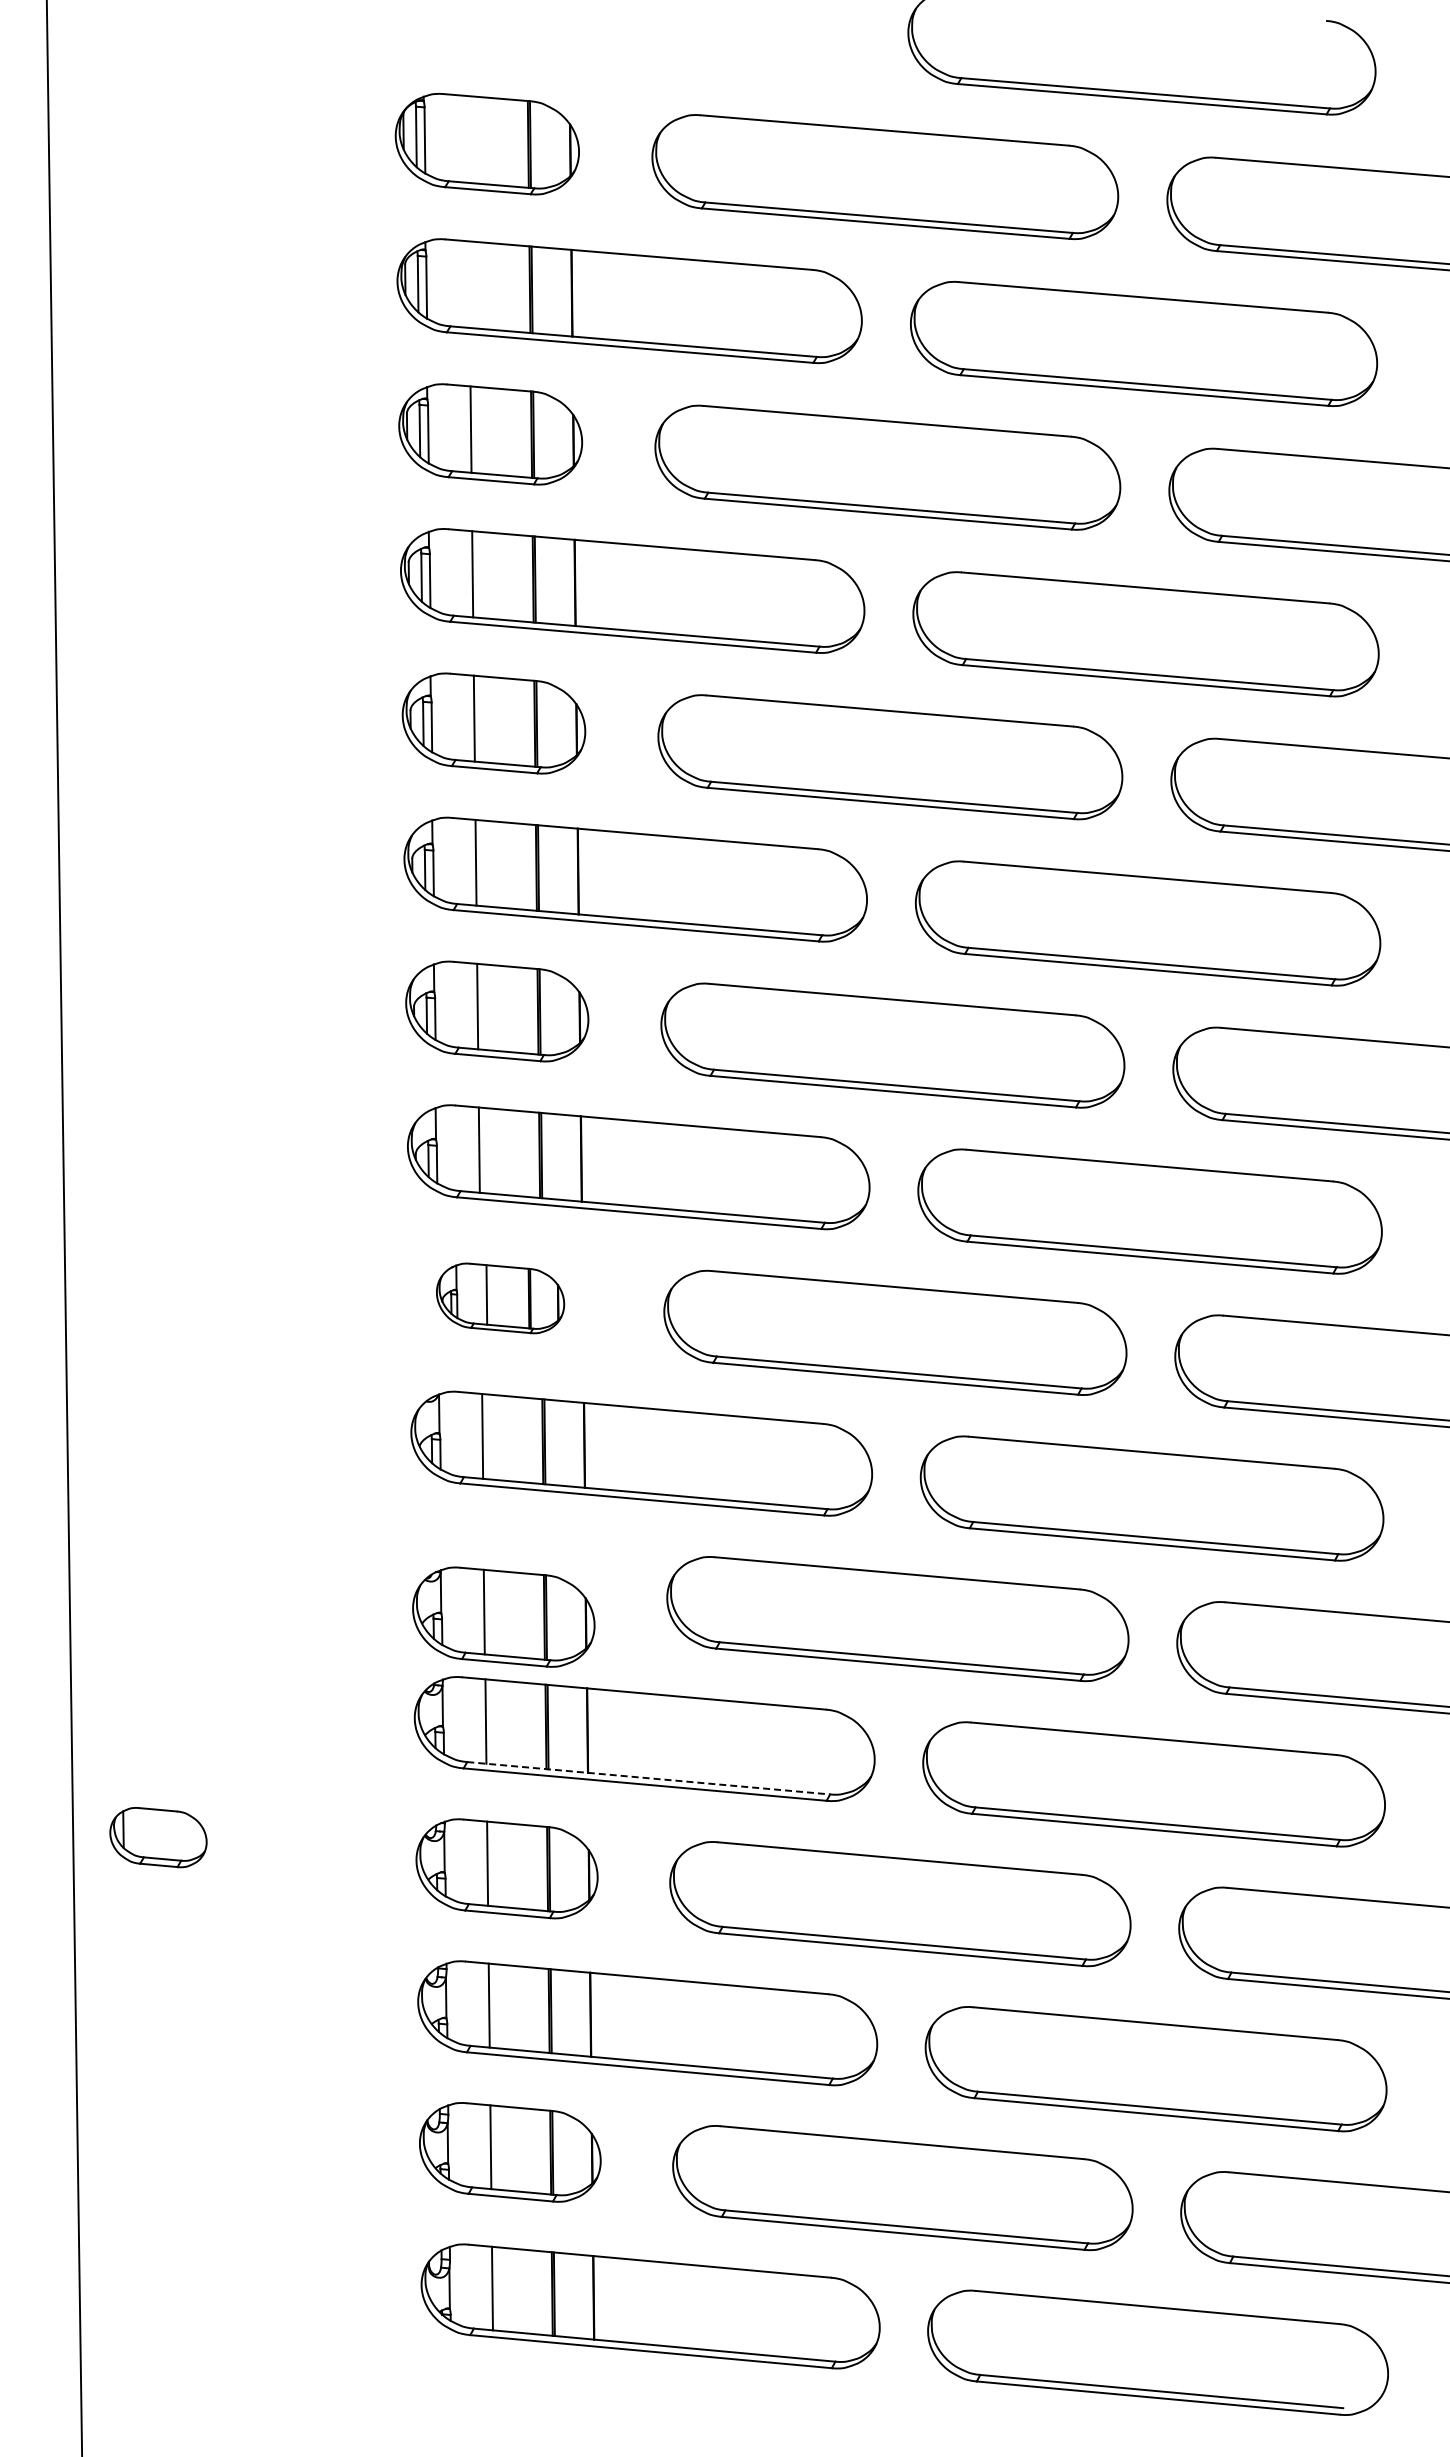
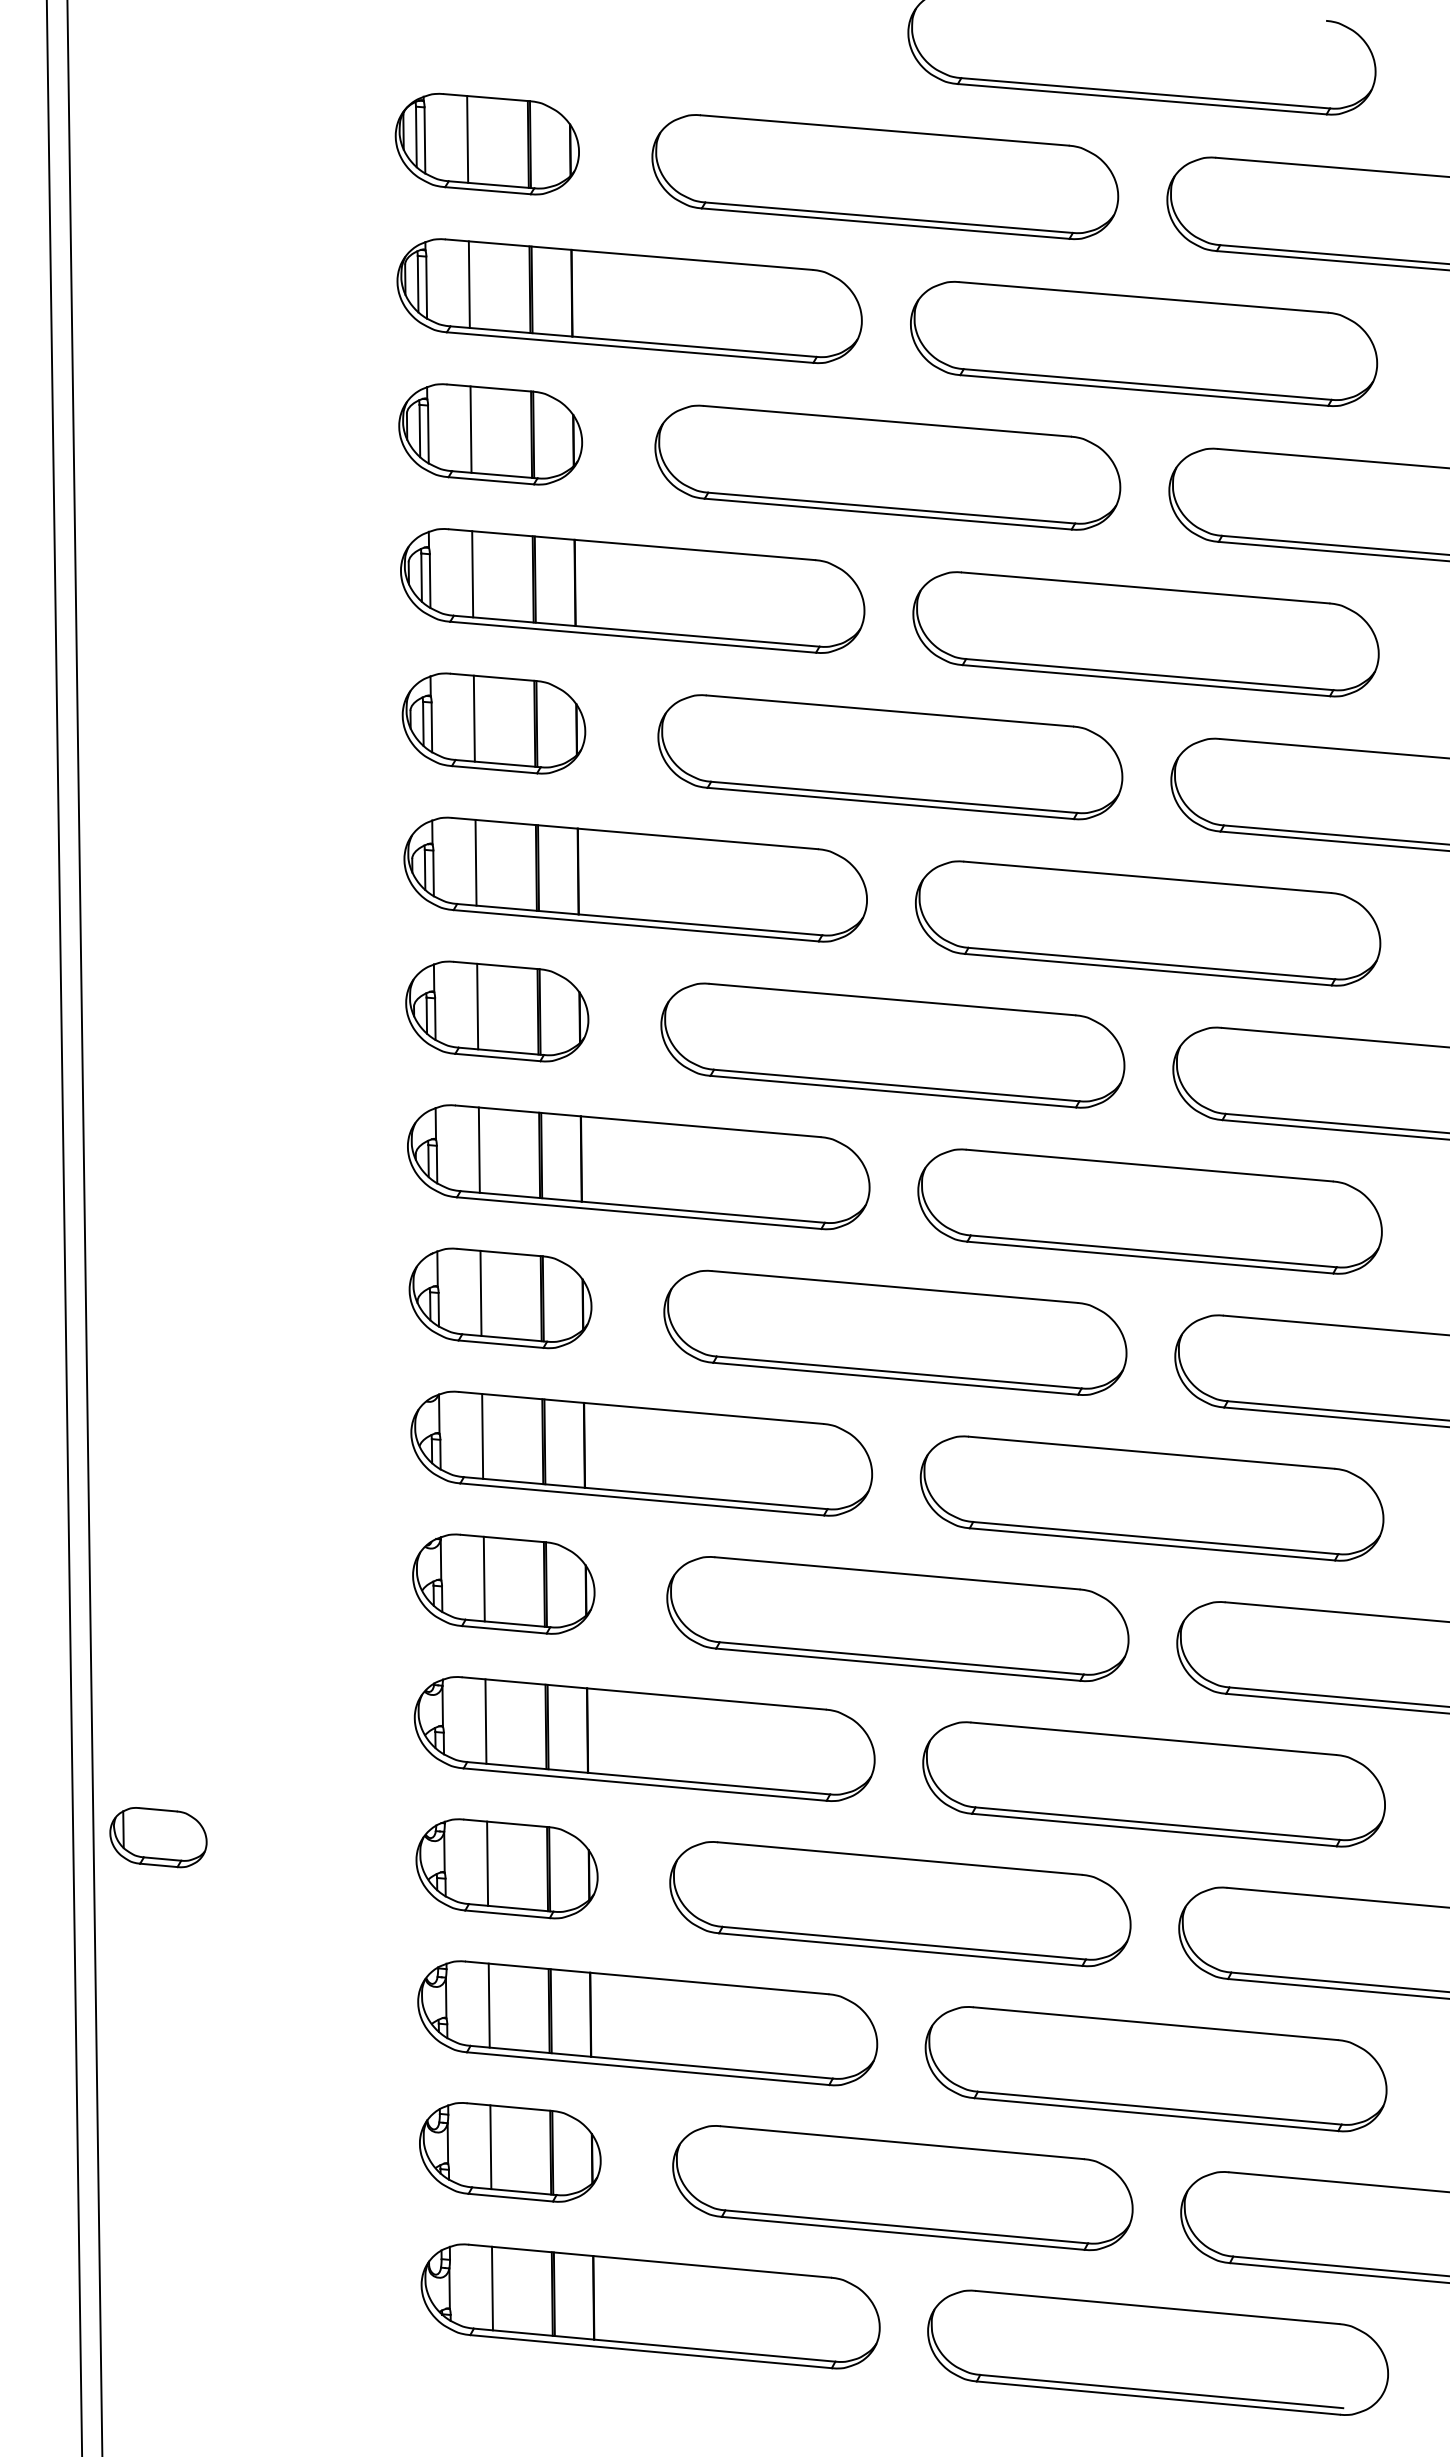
line: none -> present (467, 139)
line: none -> present (468, 284)
line: none -> present (84, 1227)
part size: 130x73 px -> 185x103 px (500, 1298)
part position: (503, 1616) -> (503, 1583) (503, 1583)
line: dashed -> solid (649, 1778)
